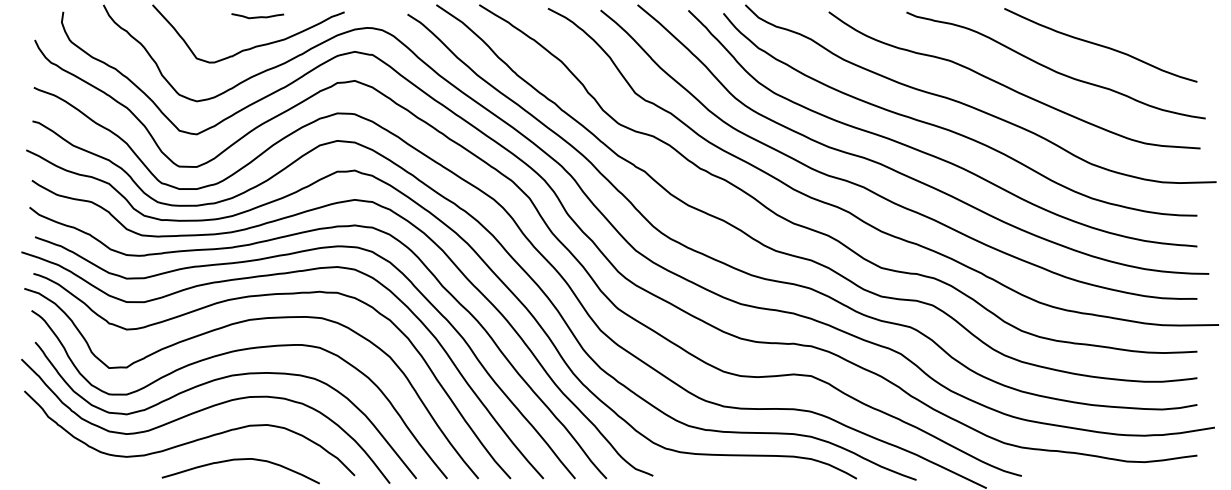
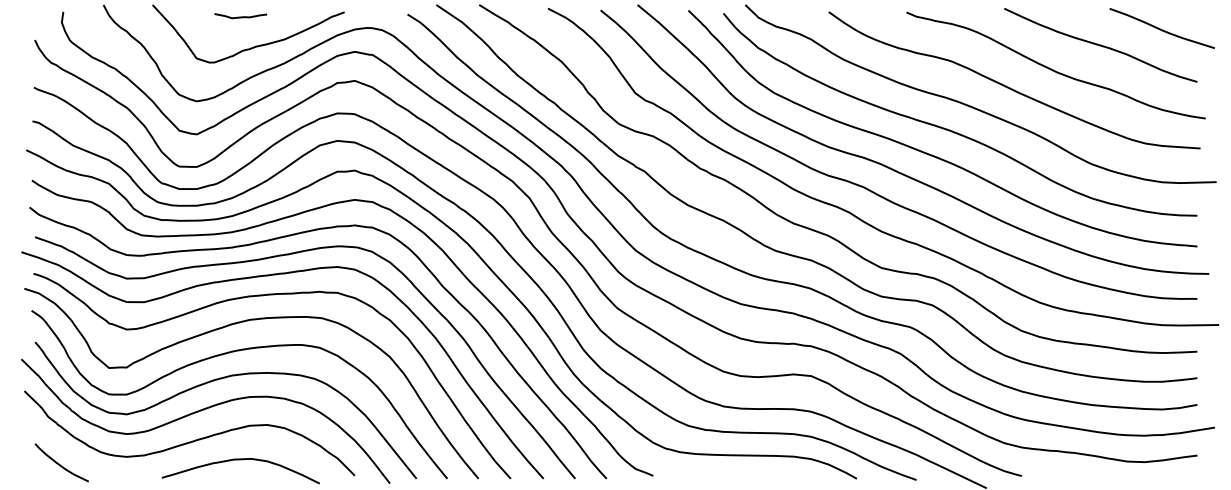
curve position: (257, 16) -> (240, 16) (240, 16)
curve: none -> present (1160, 28)
curve: none -> present (59, 463)
